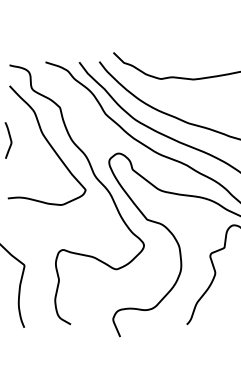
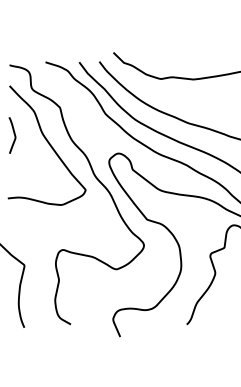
curve position: (9, 139) -> (13, 134) (13, 134)
